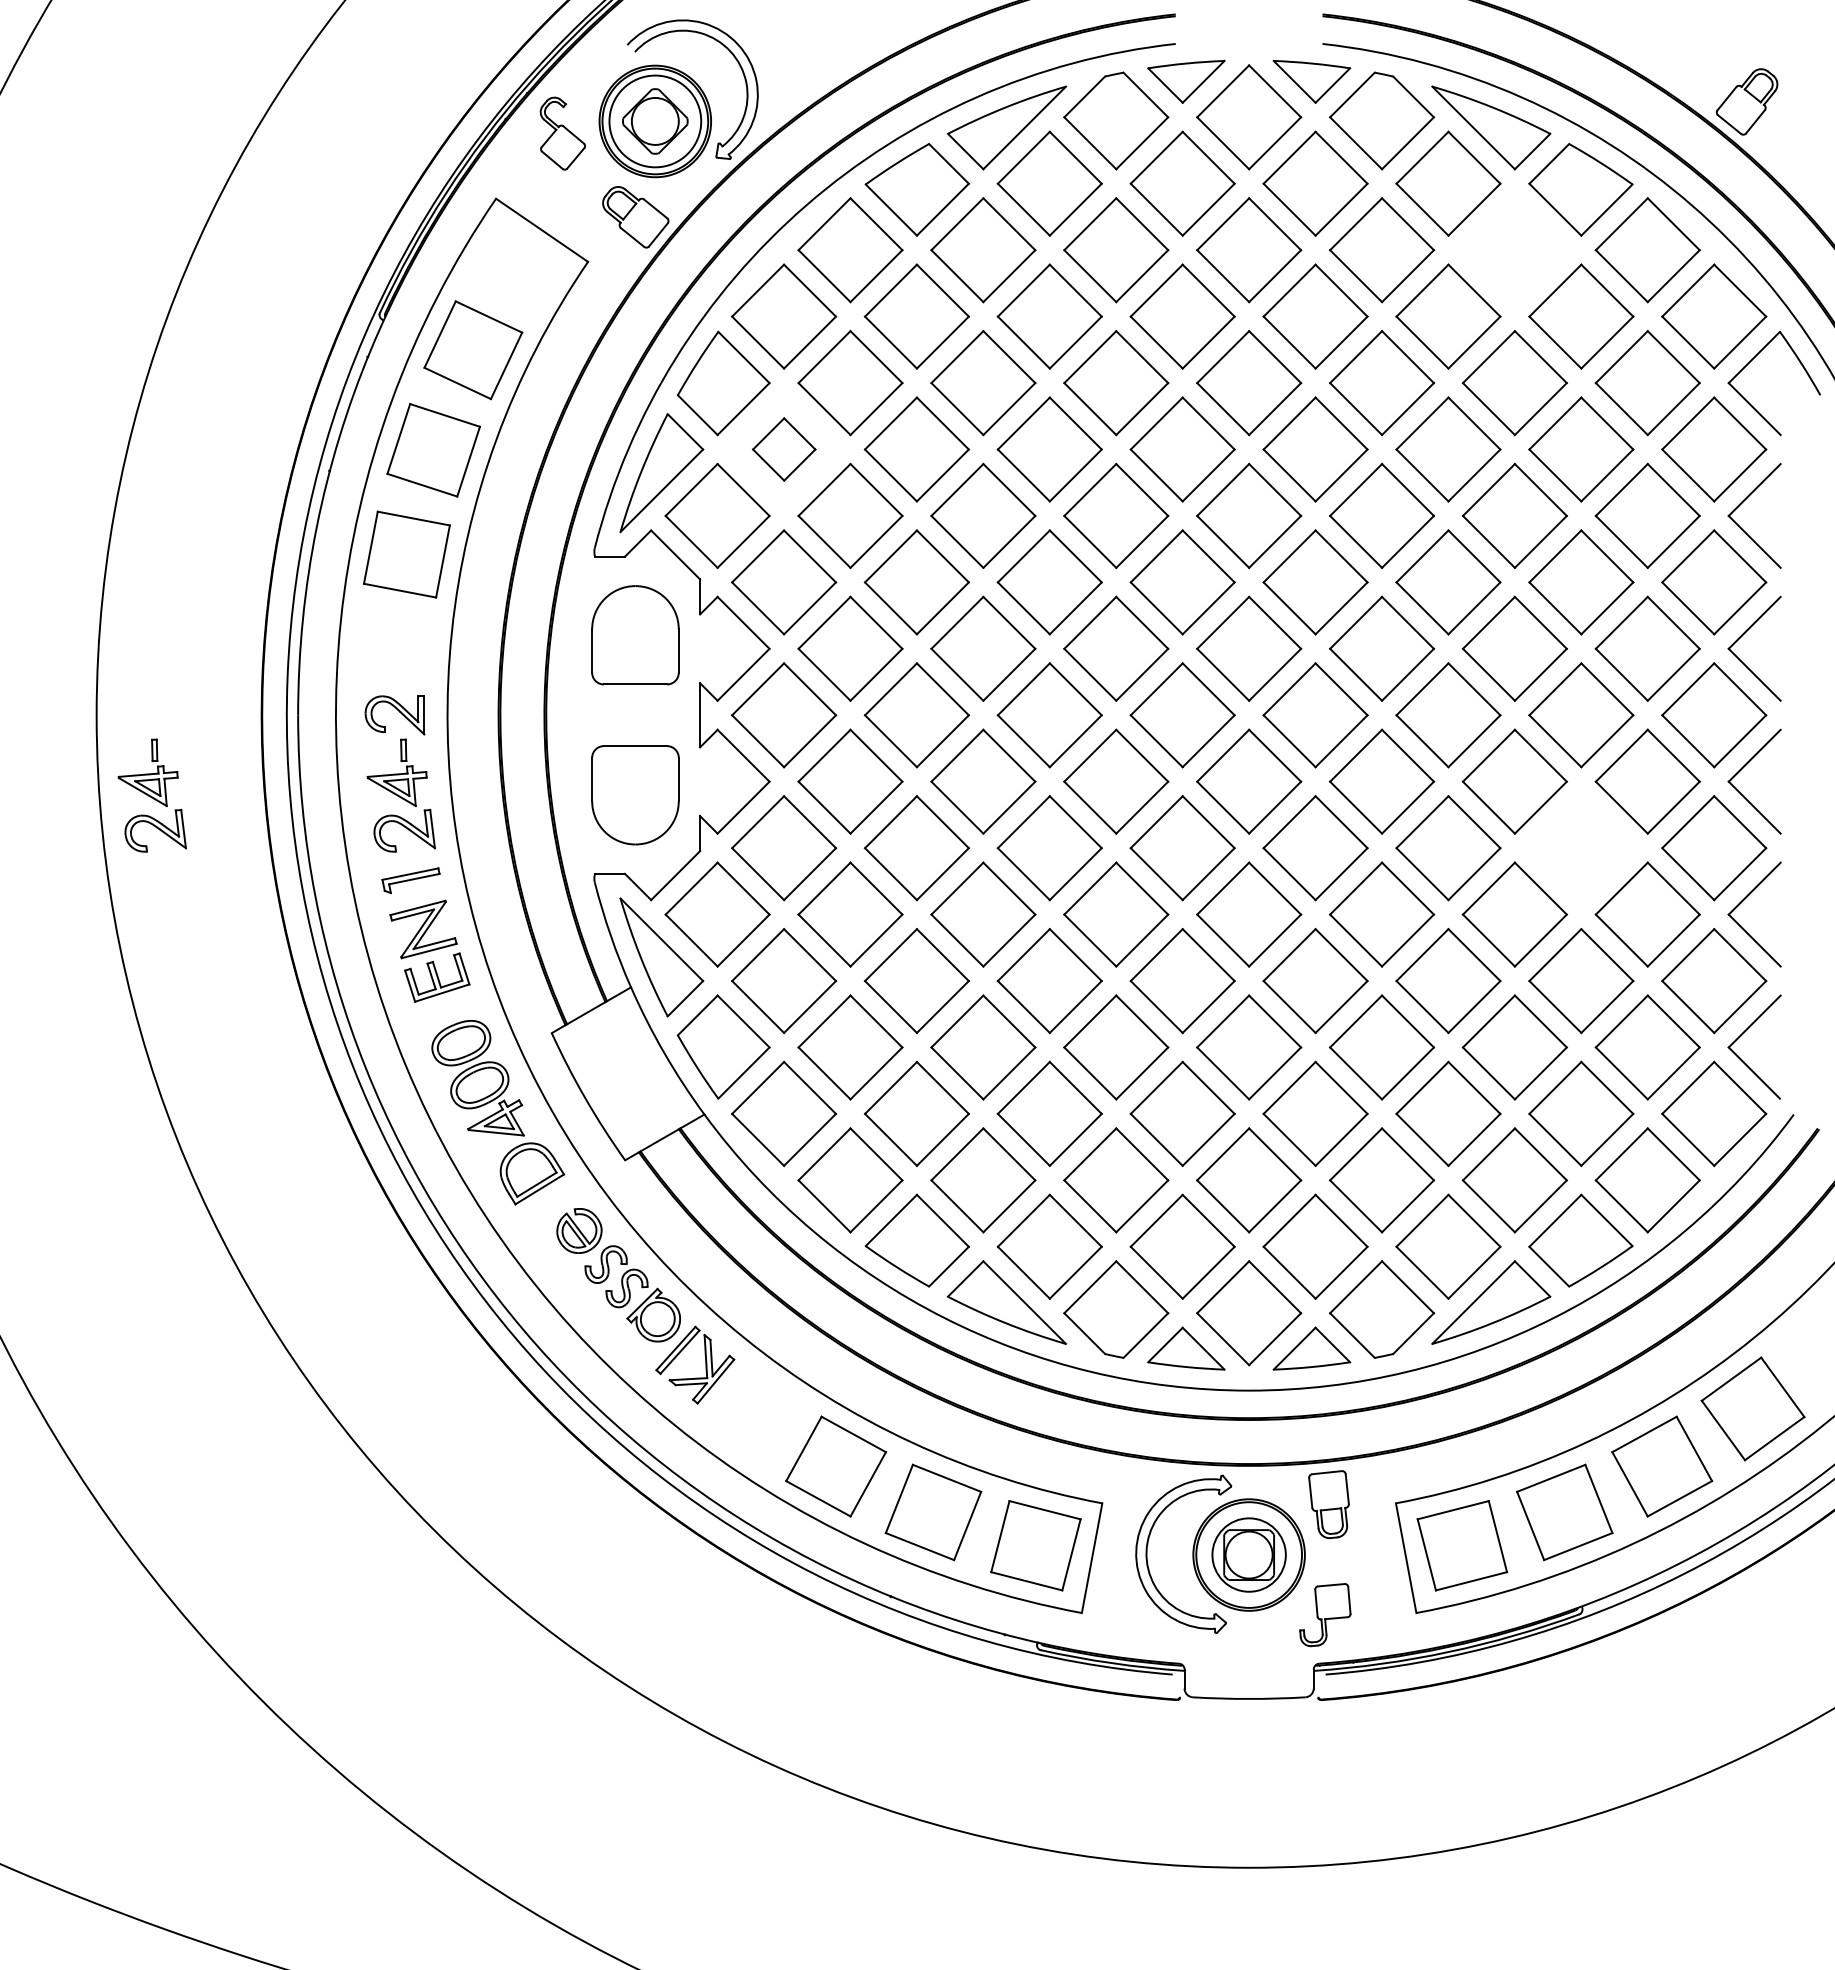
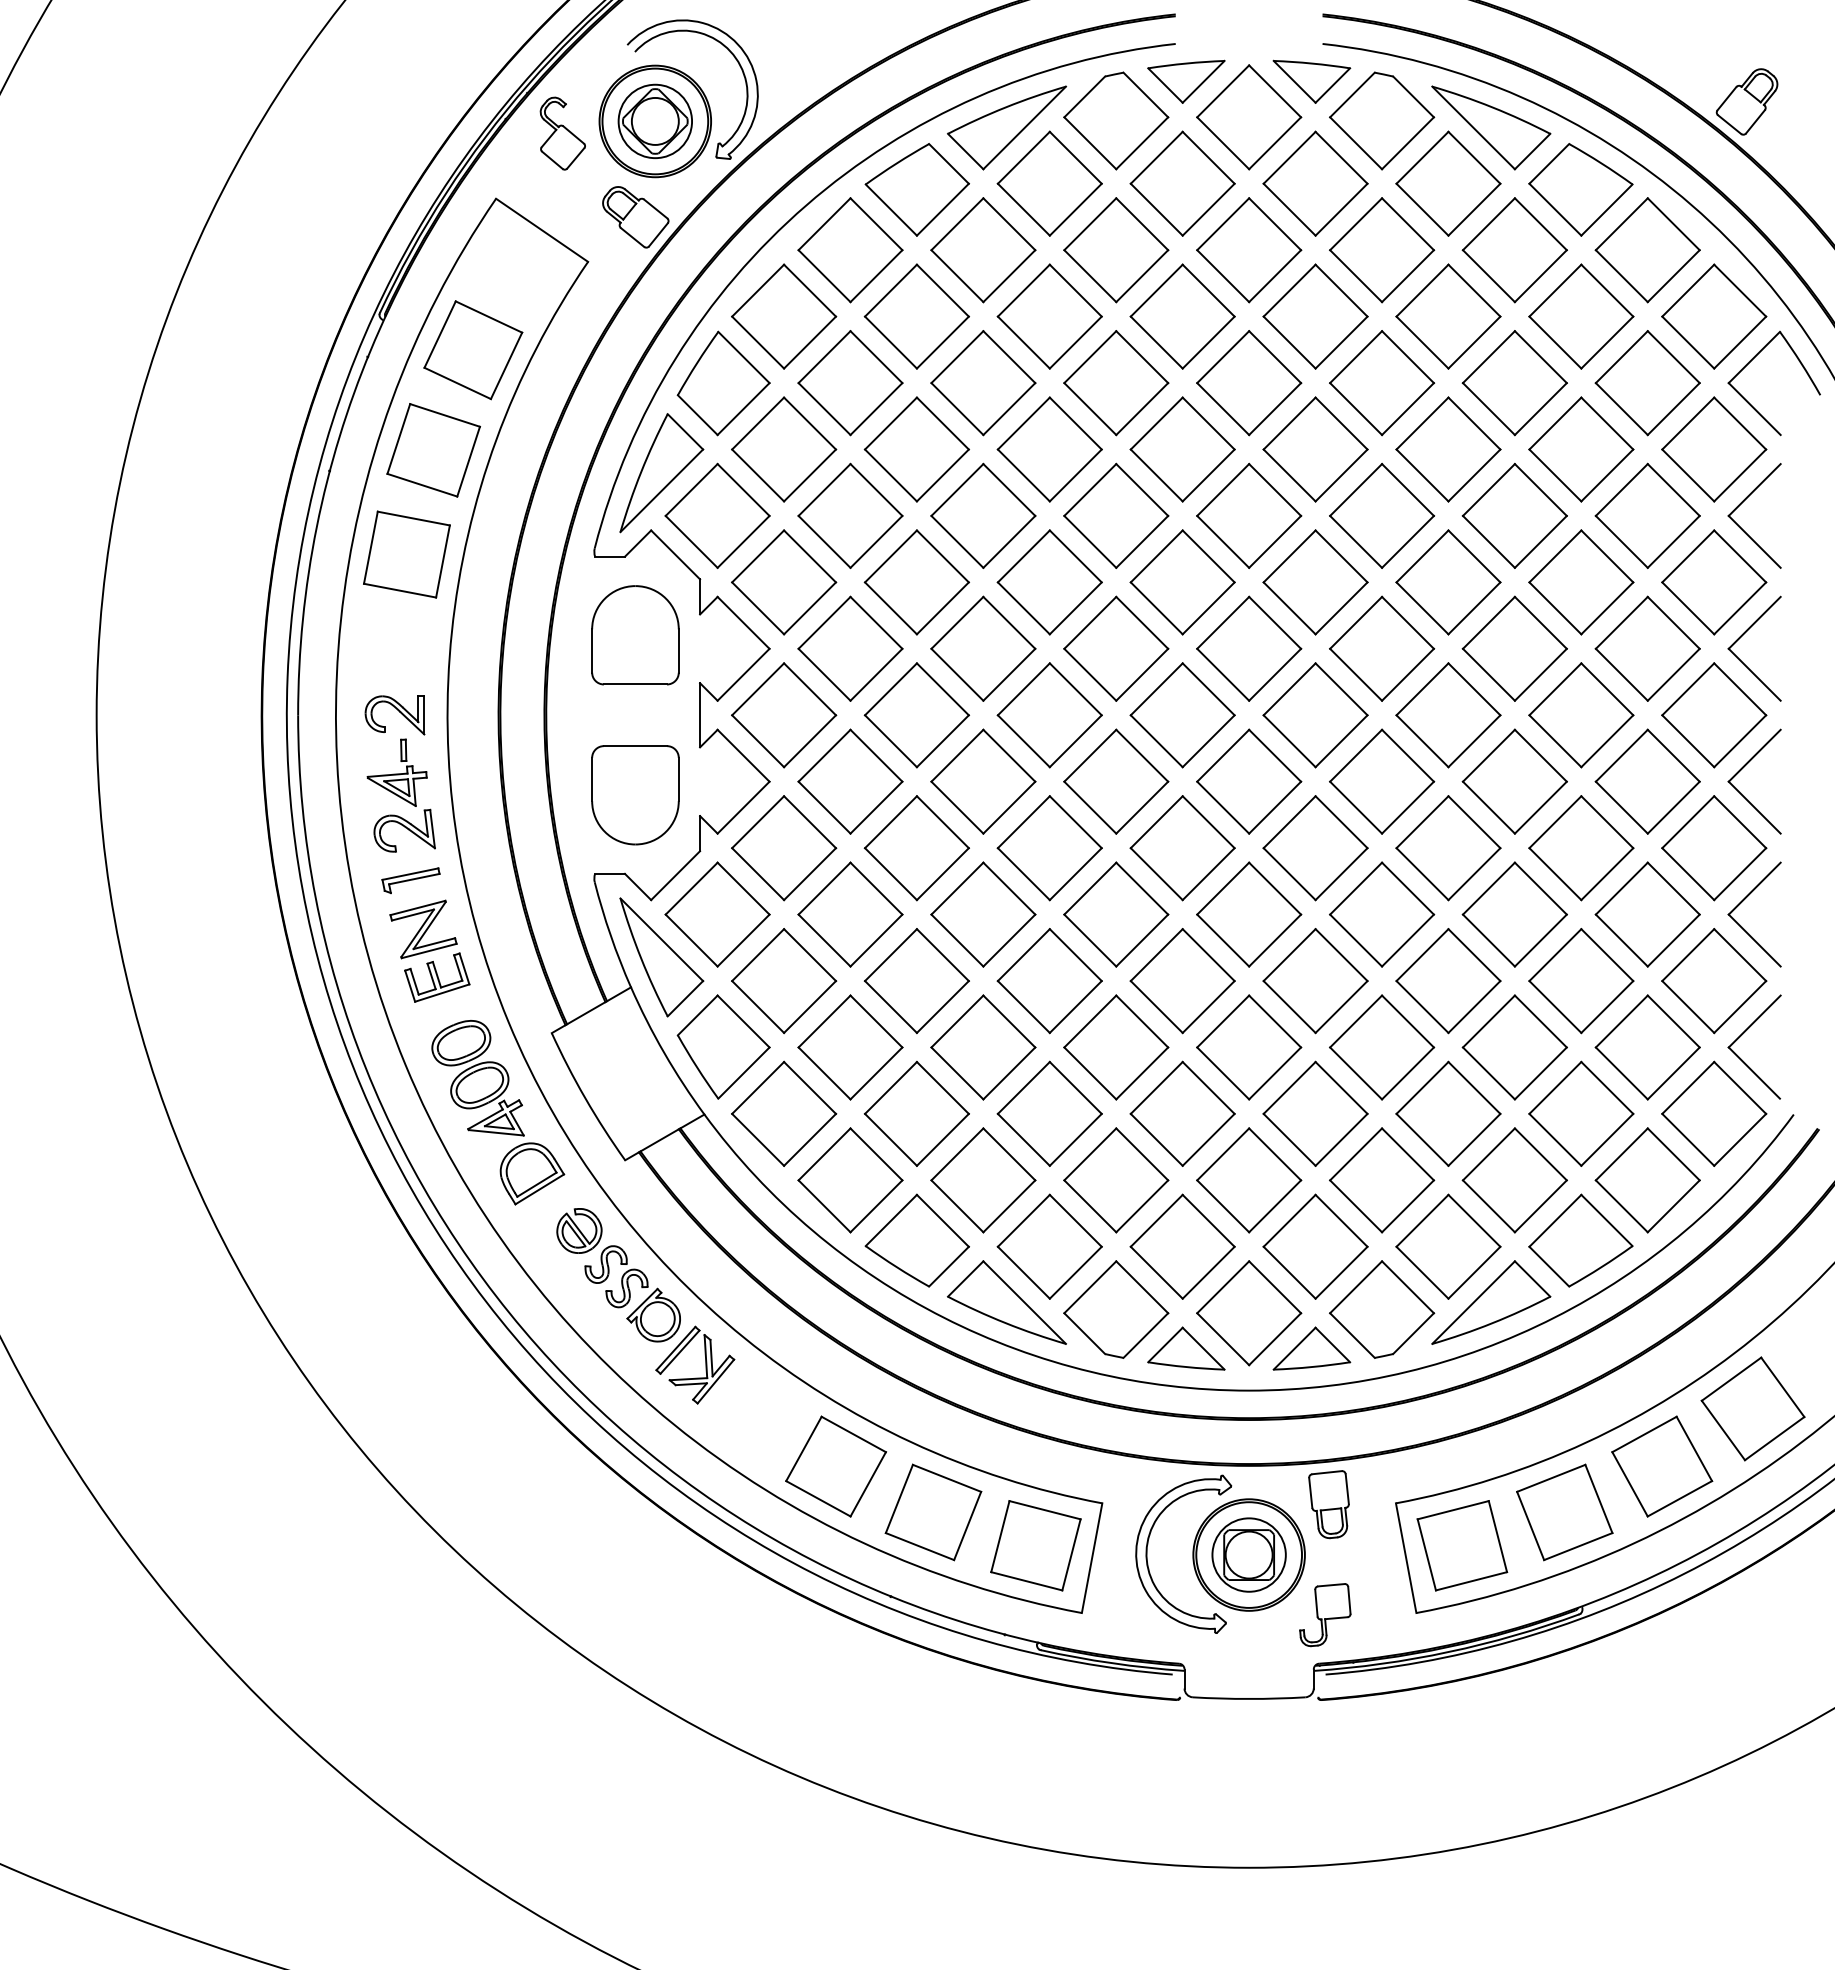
circle diameter: 92 px -> 73 px (655, 121)
part: none -> present (1514, 250)
part size: 66x65 px -> 107x107 px (784, 449)
part: present -> none (151, 795)
part: none -> present (1581, 848)
